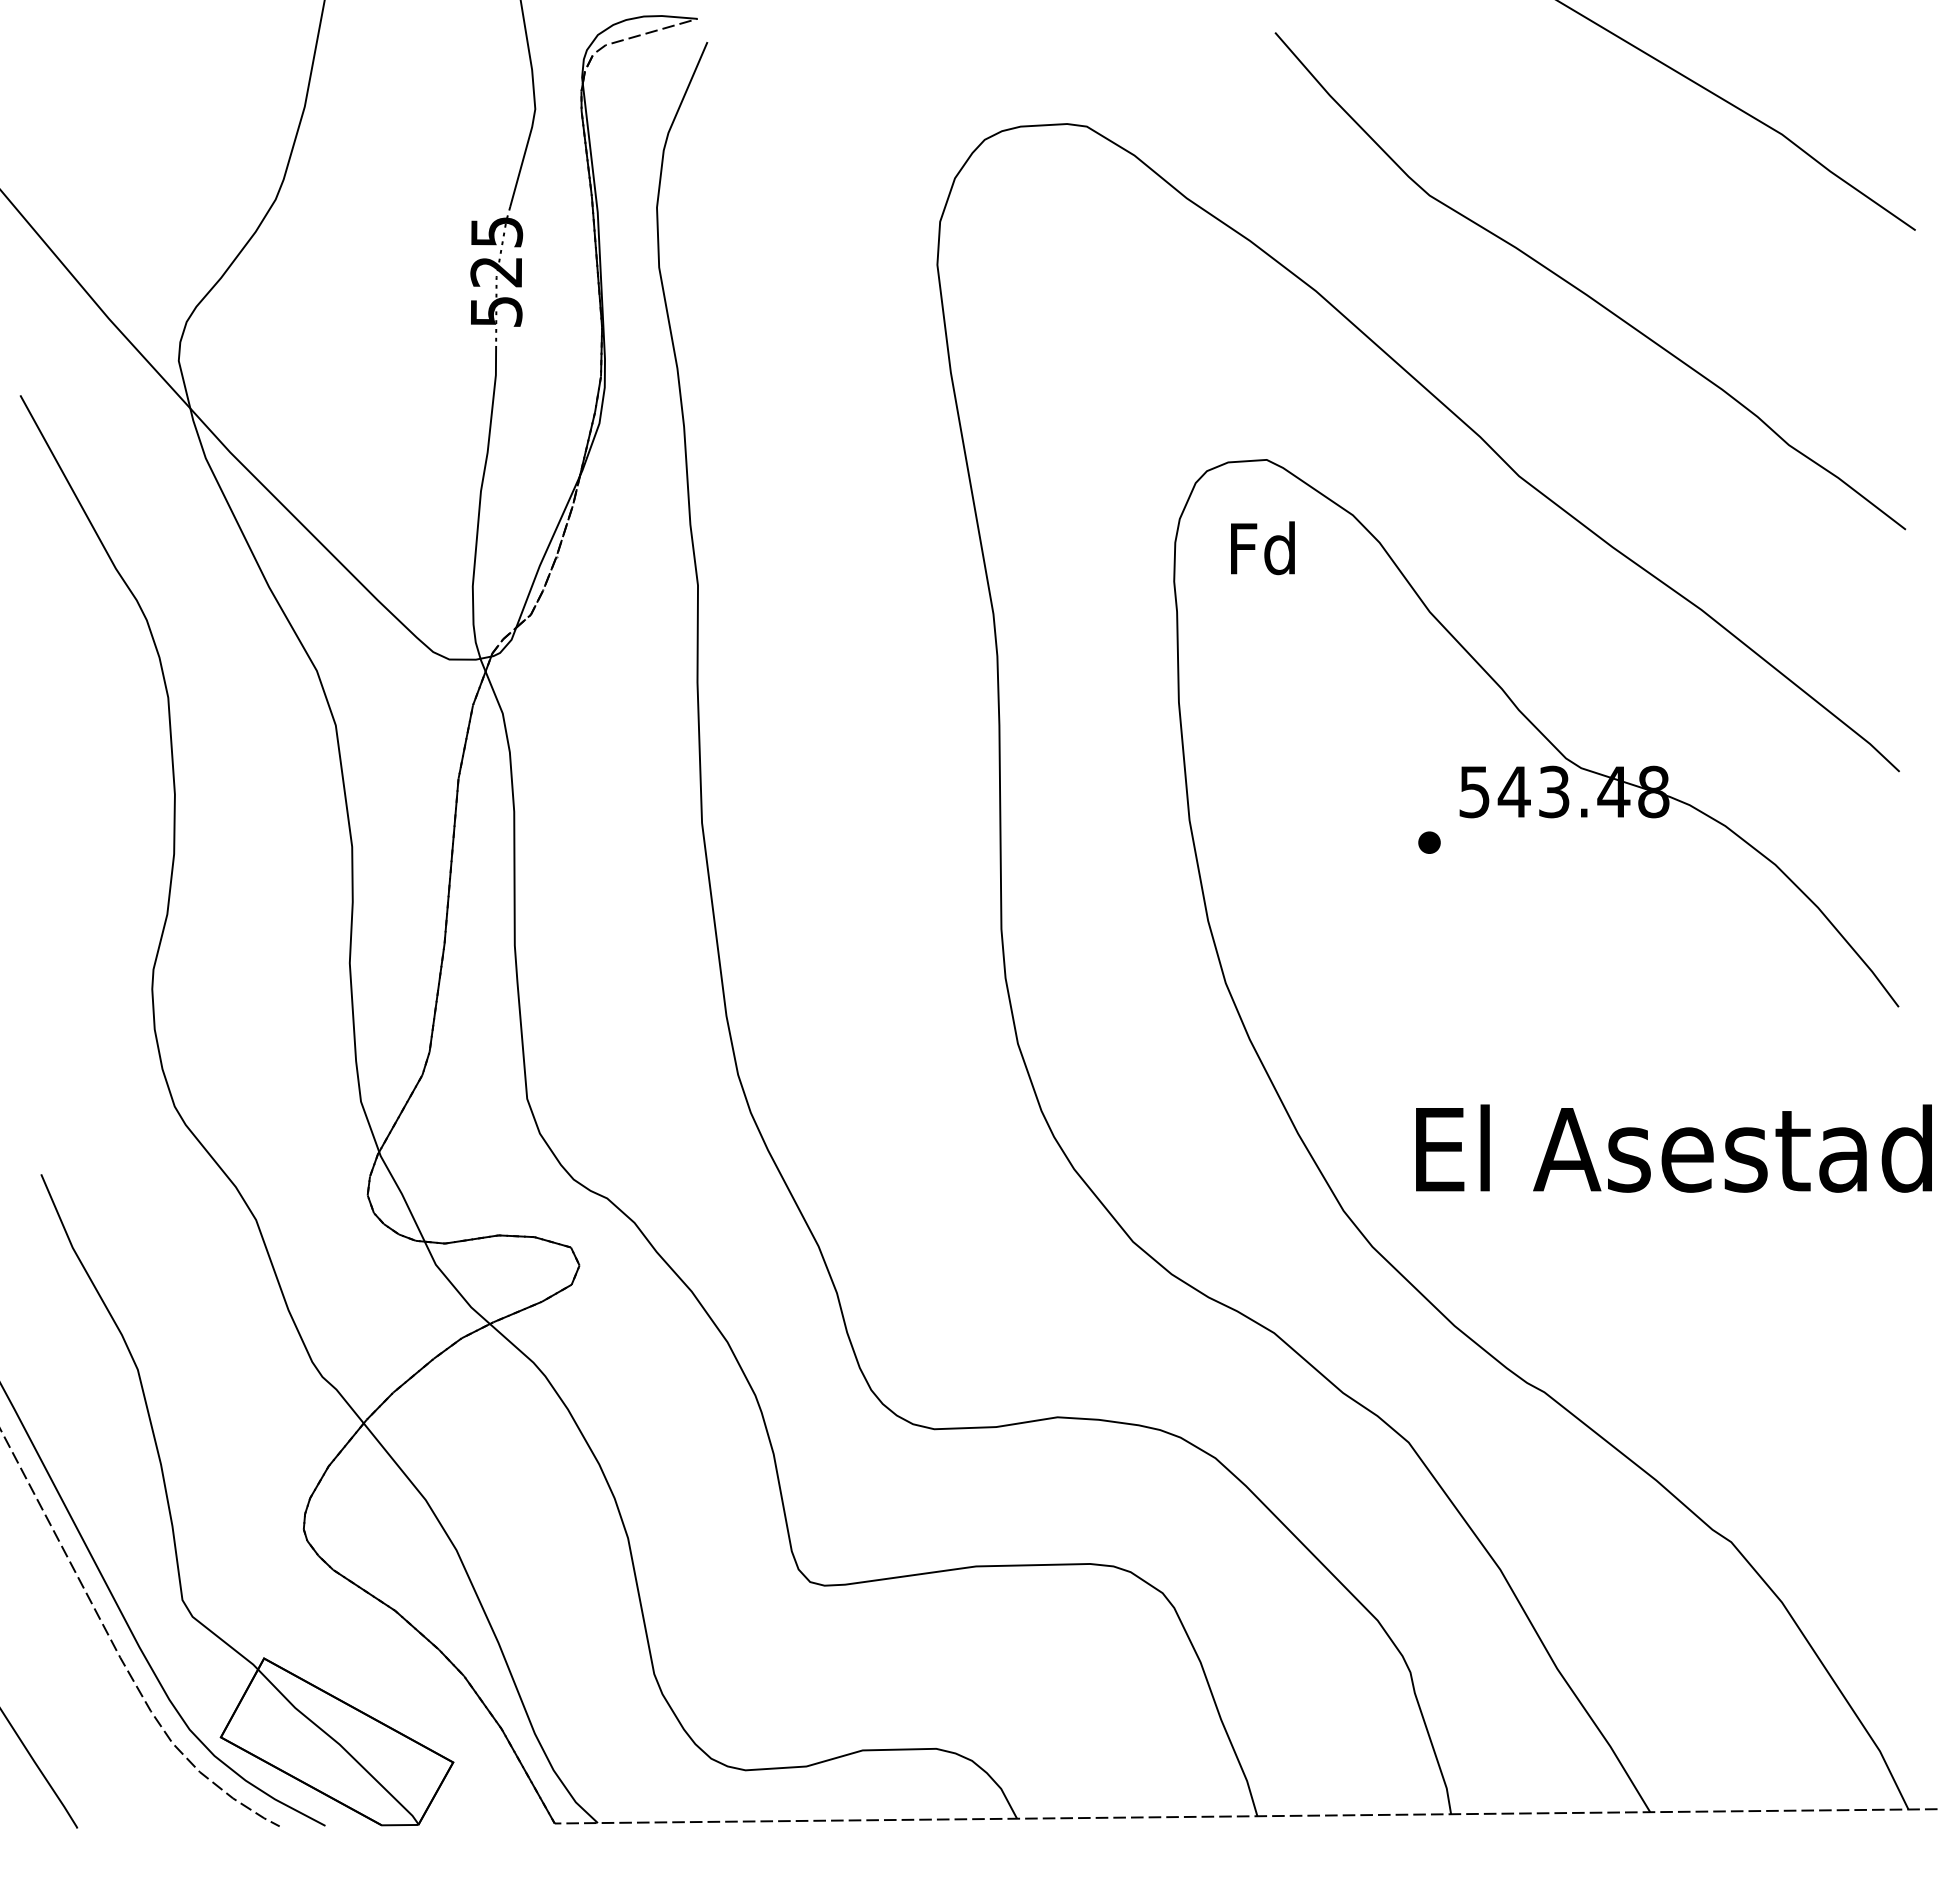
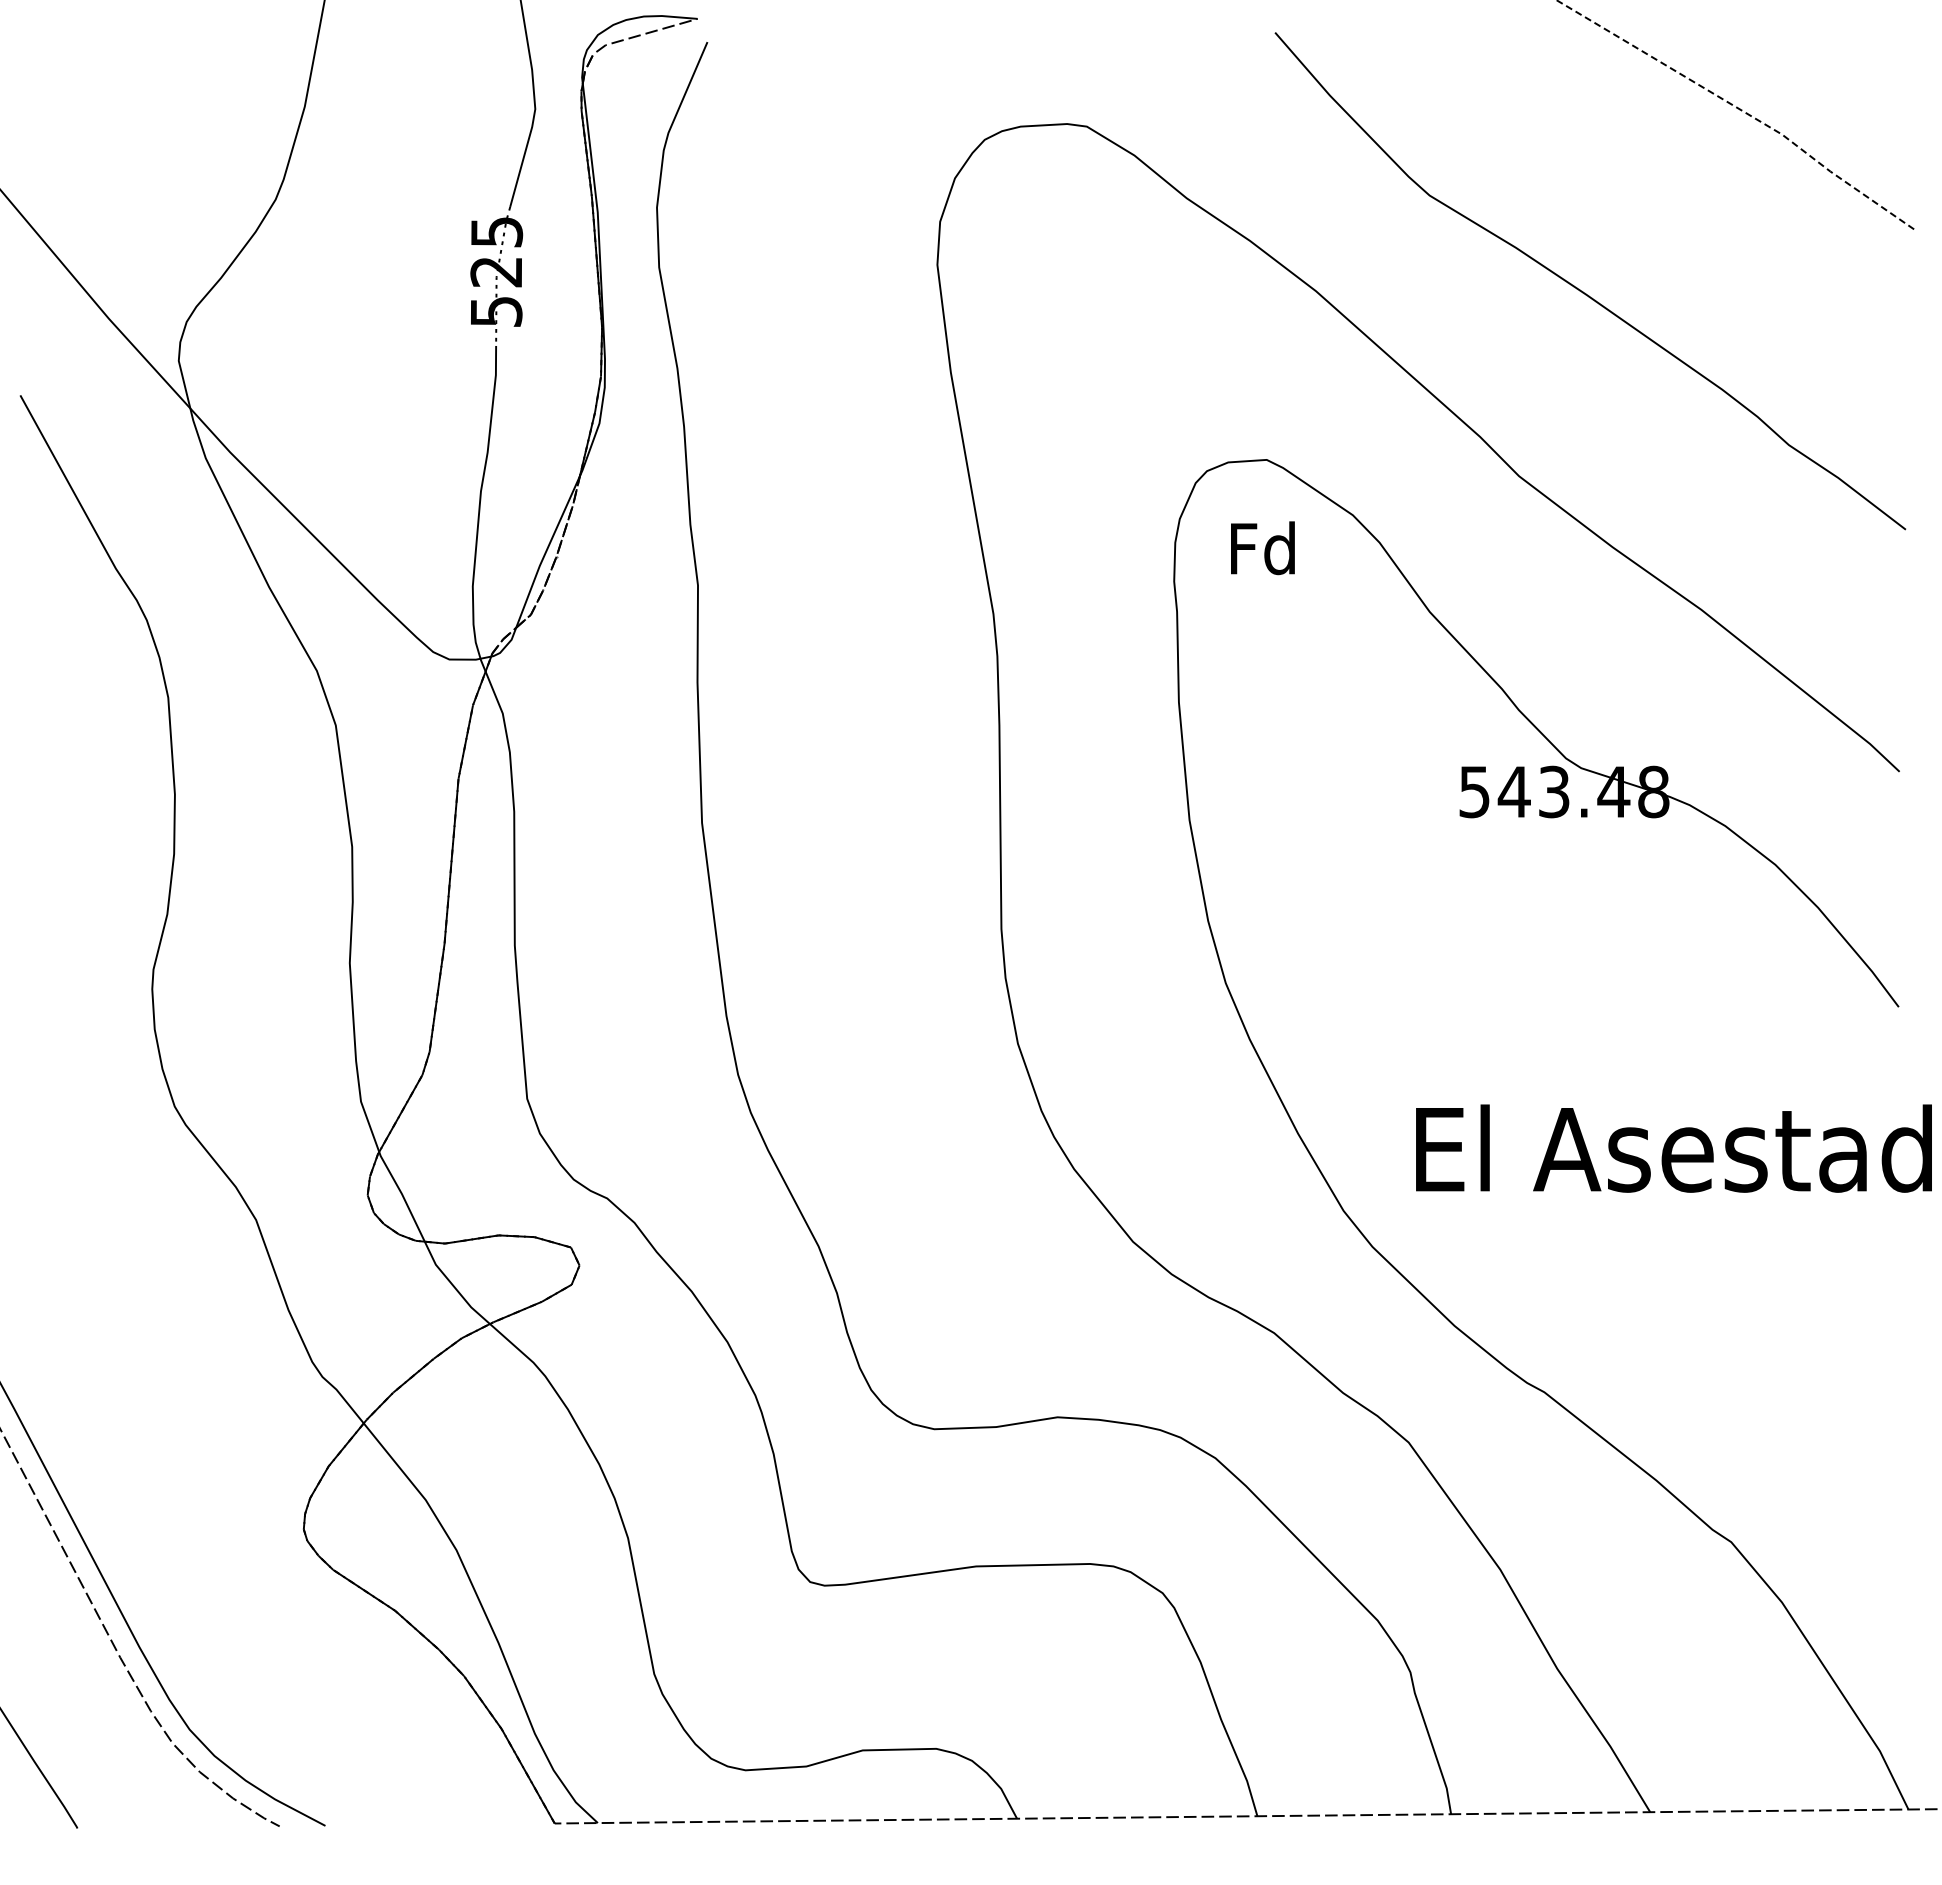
line: solid -> dashed (1740, 110)
part: present -> none (1429, 842)
part: present -> none (171, 1514)
